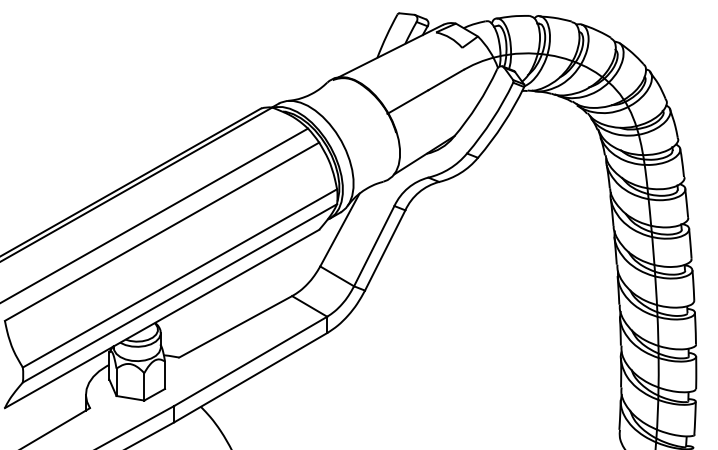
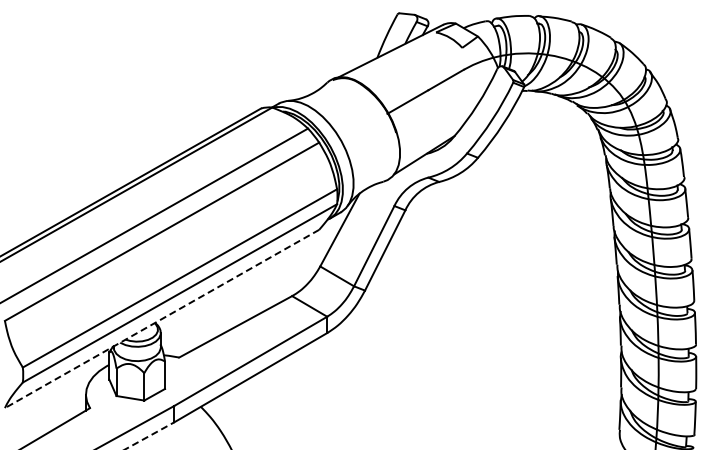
line: solid -> dashed (162, 318)
line: solid -> dashed (149, 435)
